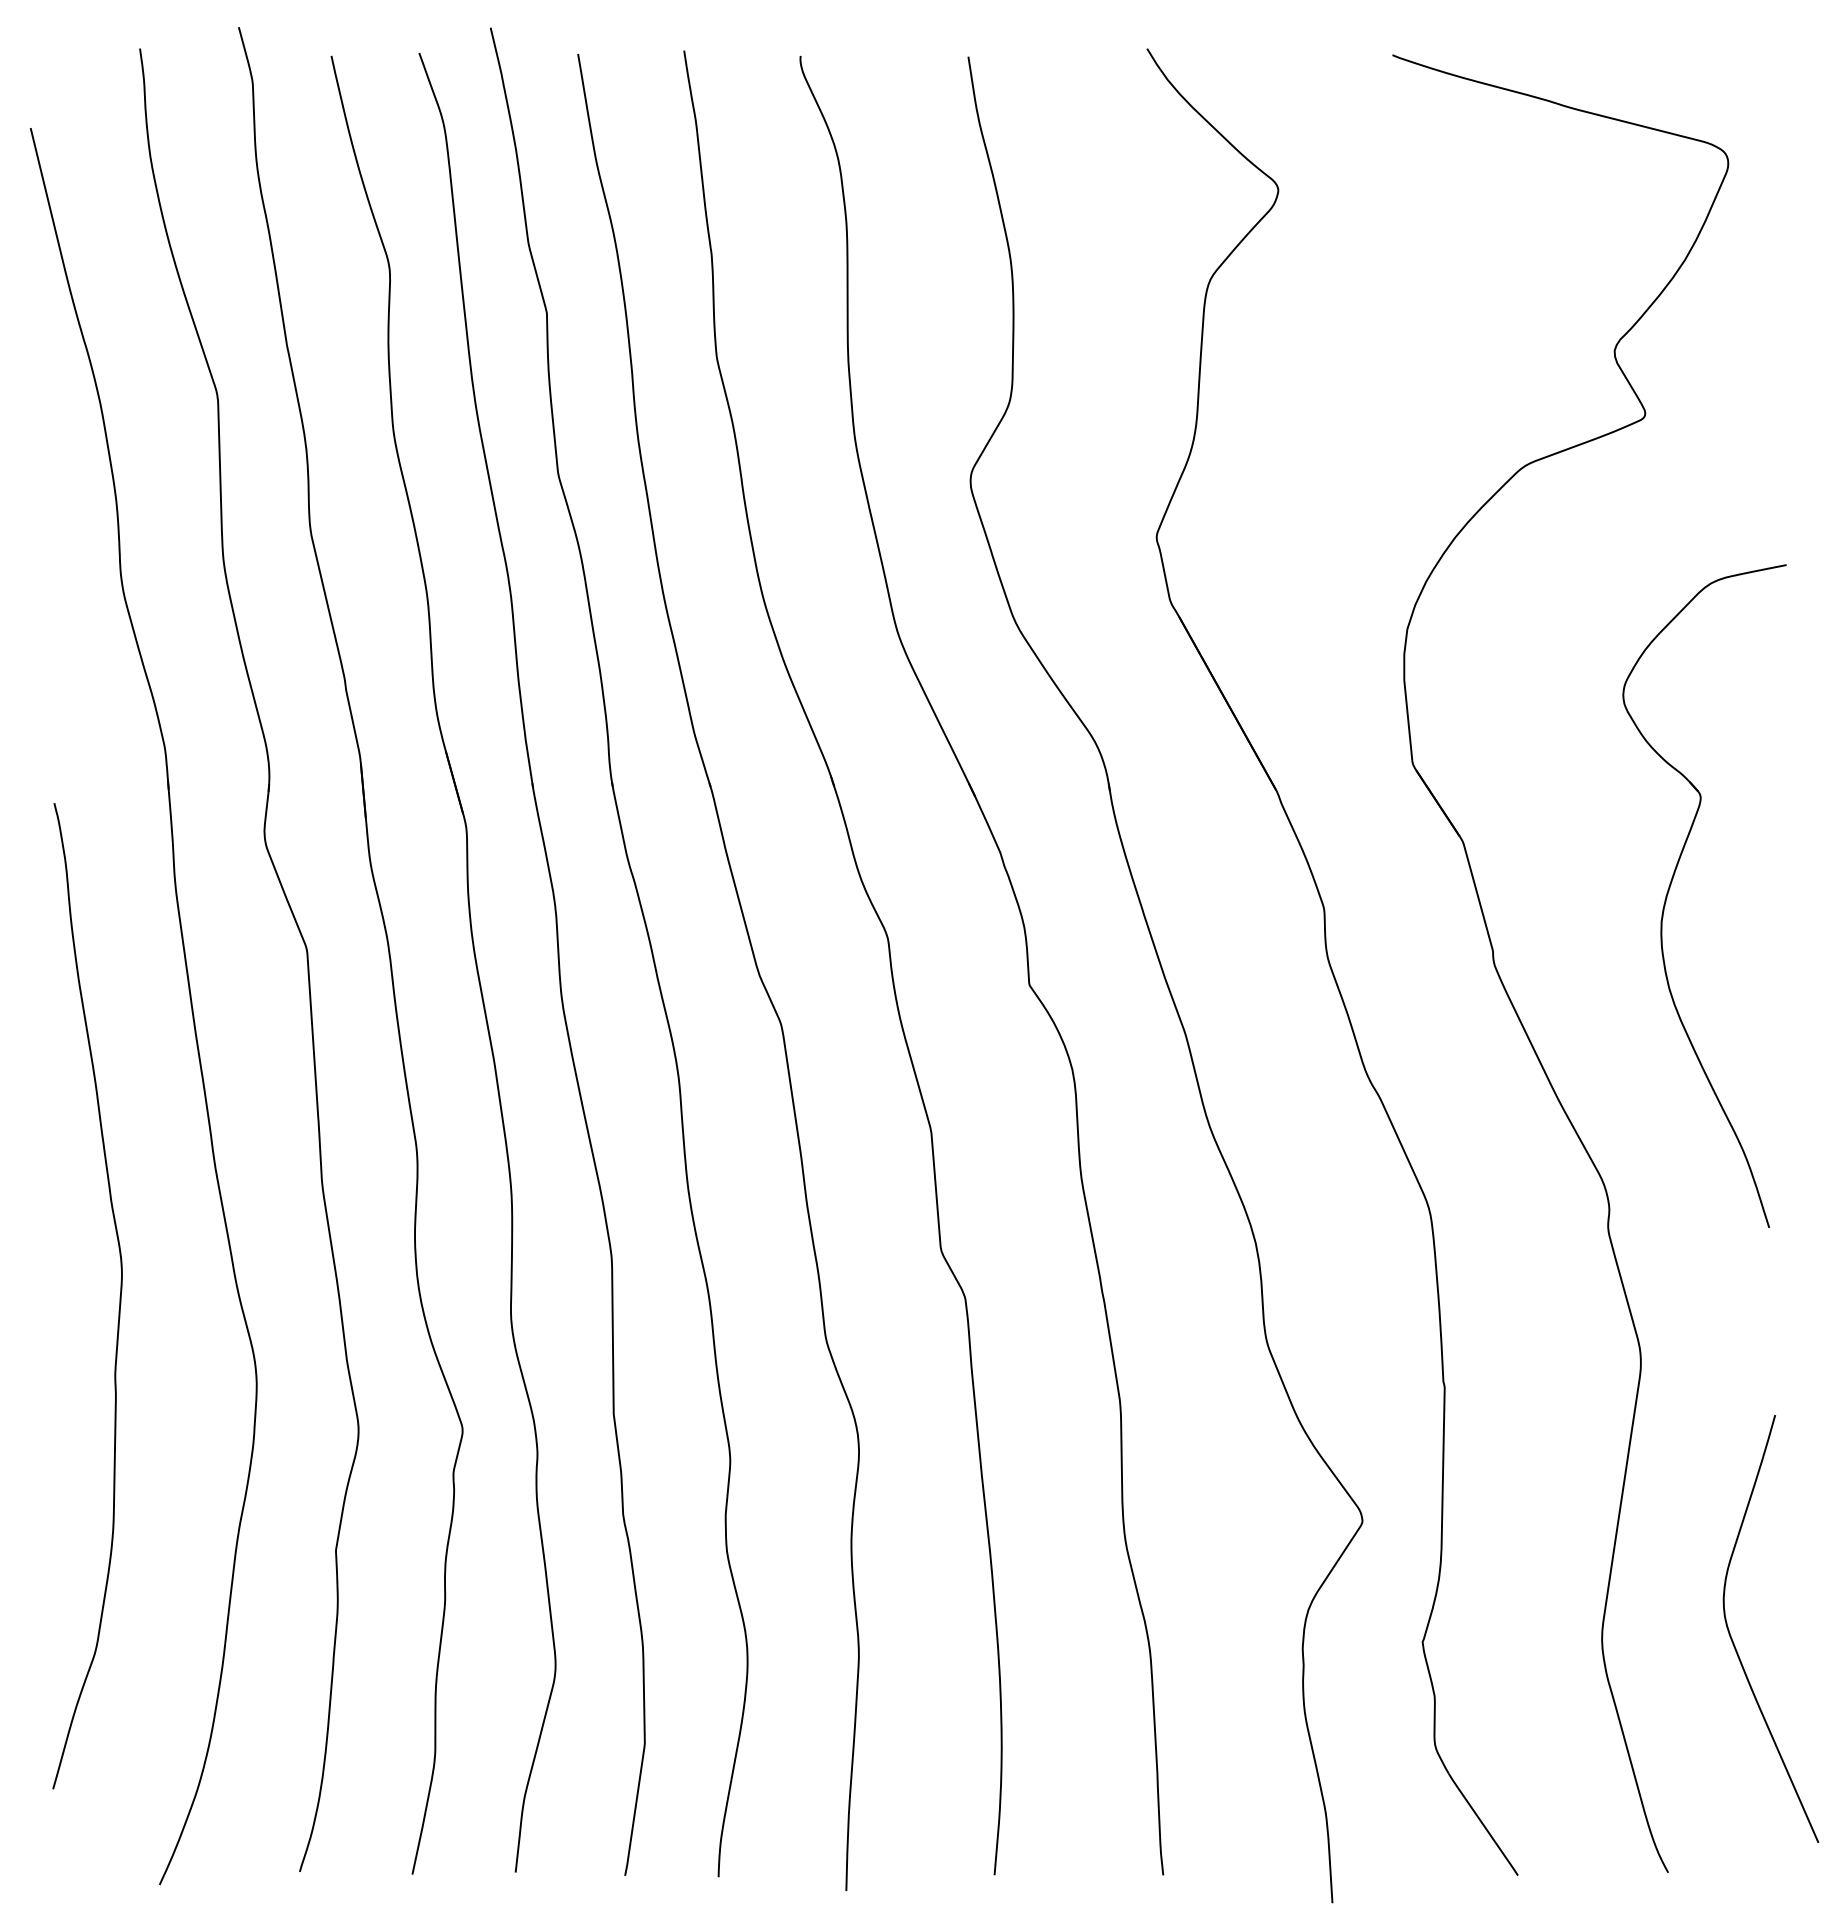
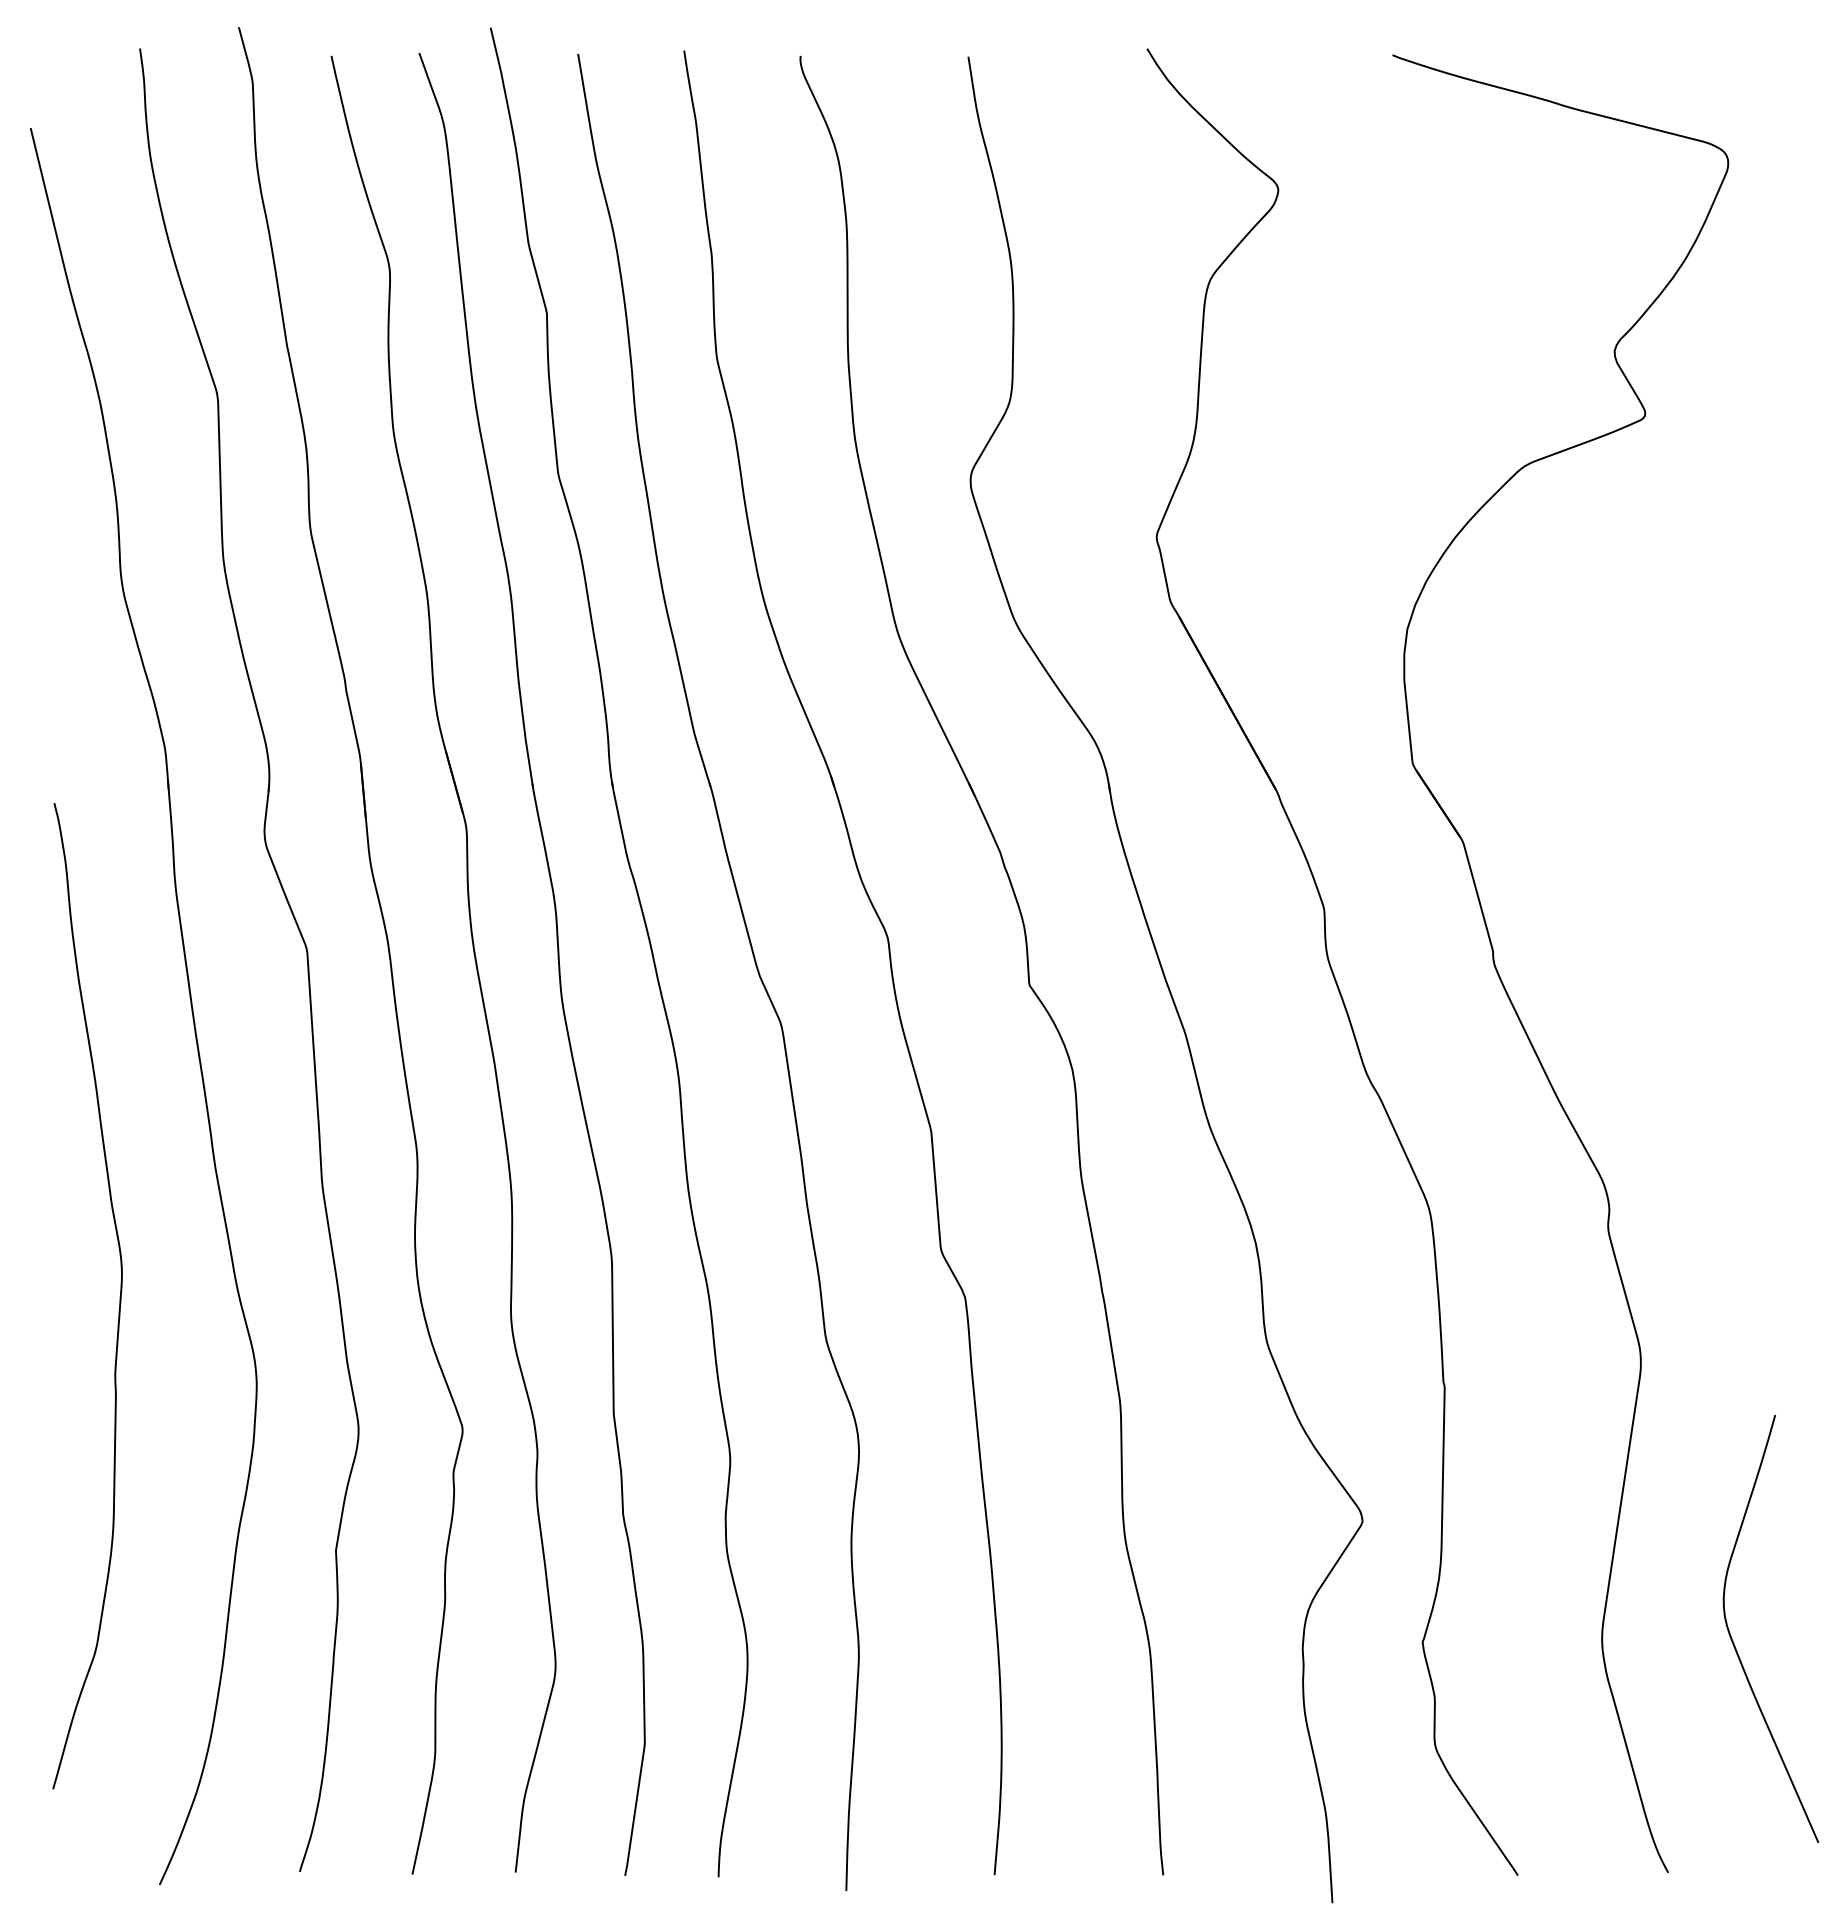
part: present -> none (1671, 885)
